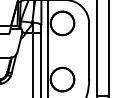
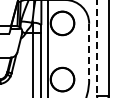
line: solid -> dashed (97, 48)
line: solid -> dashed (89, 51)
